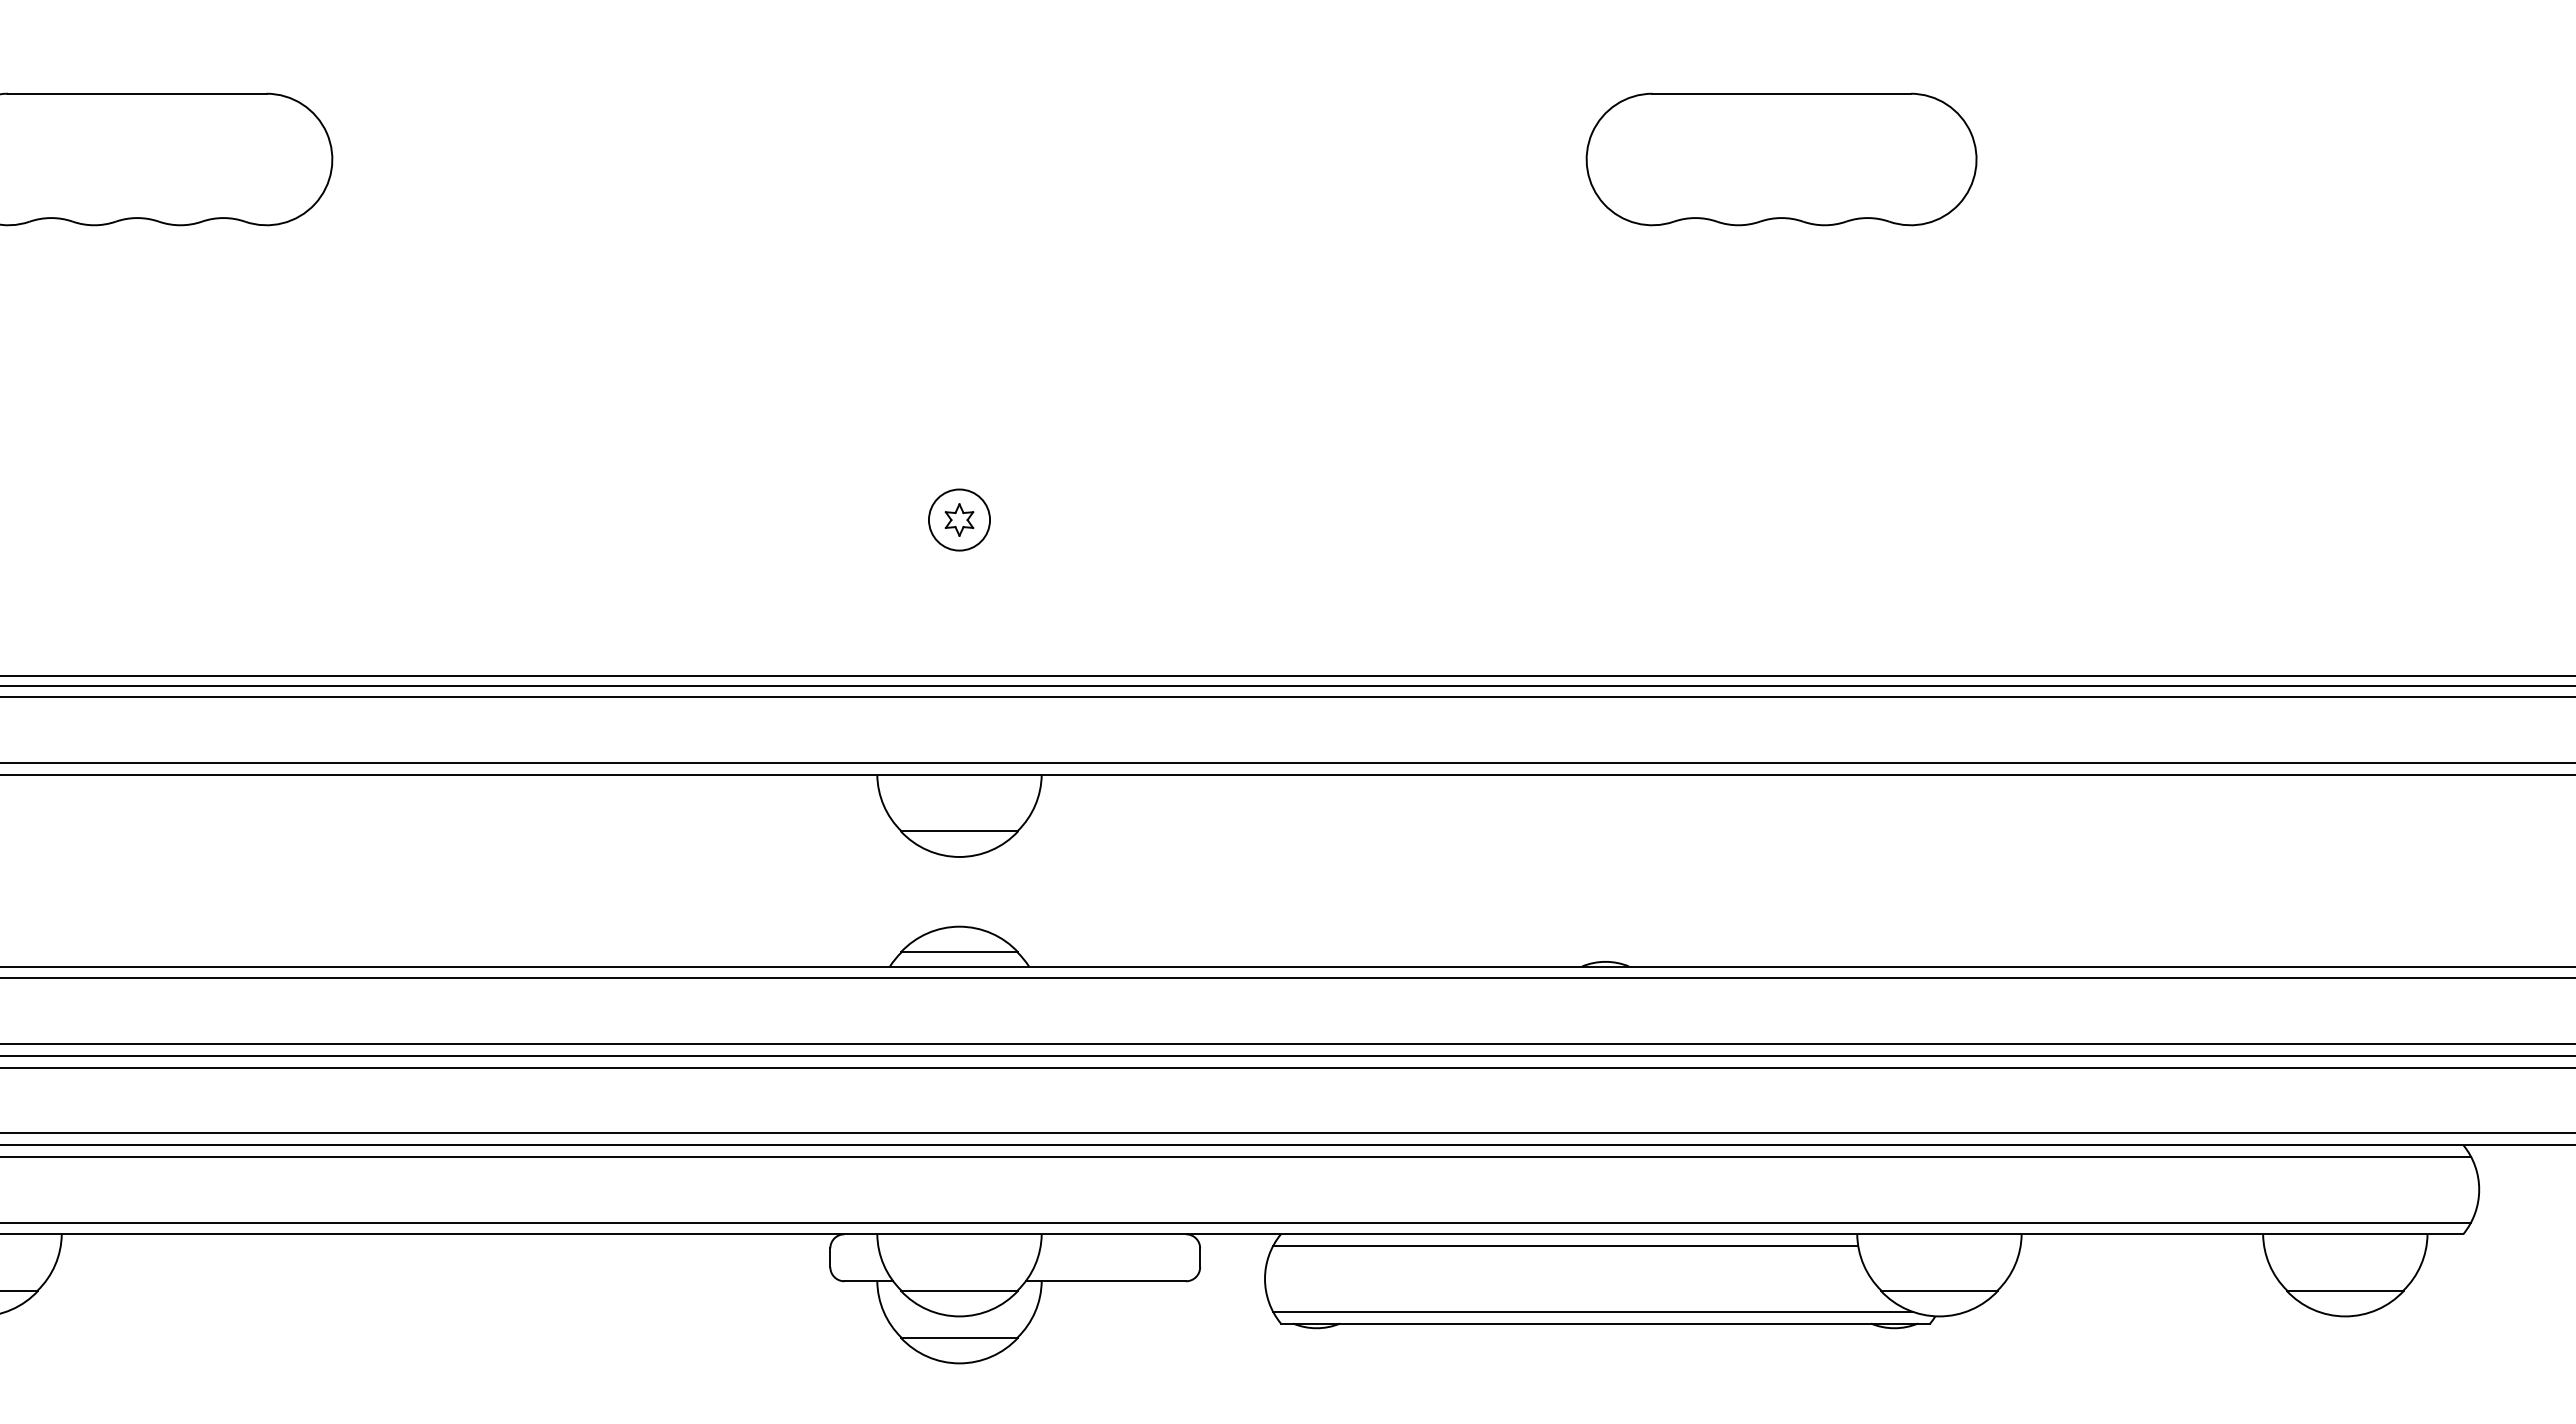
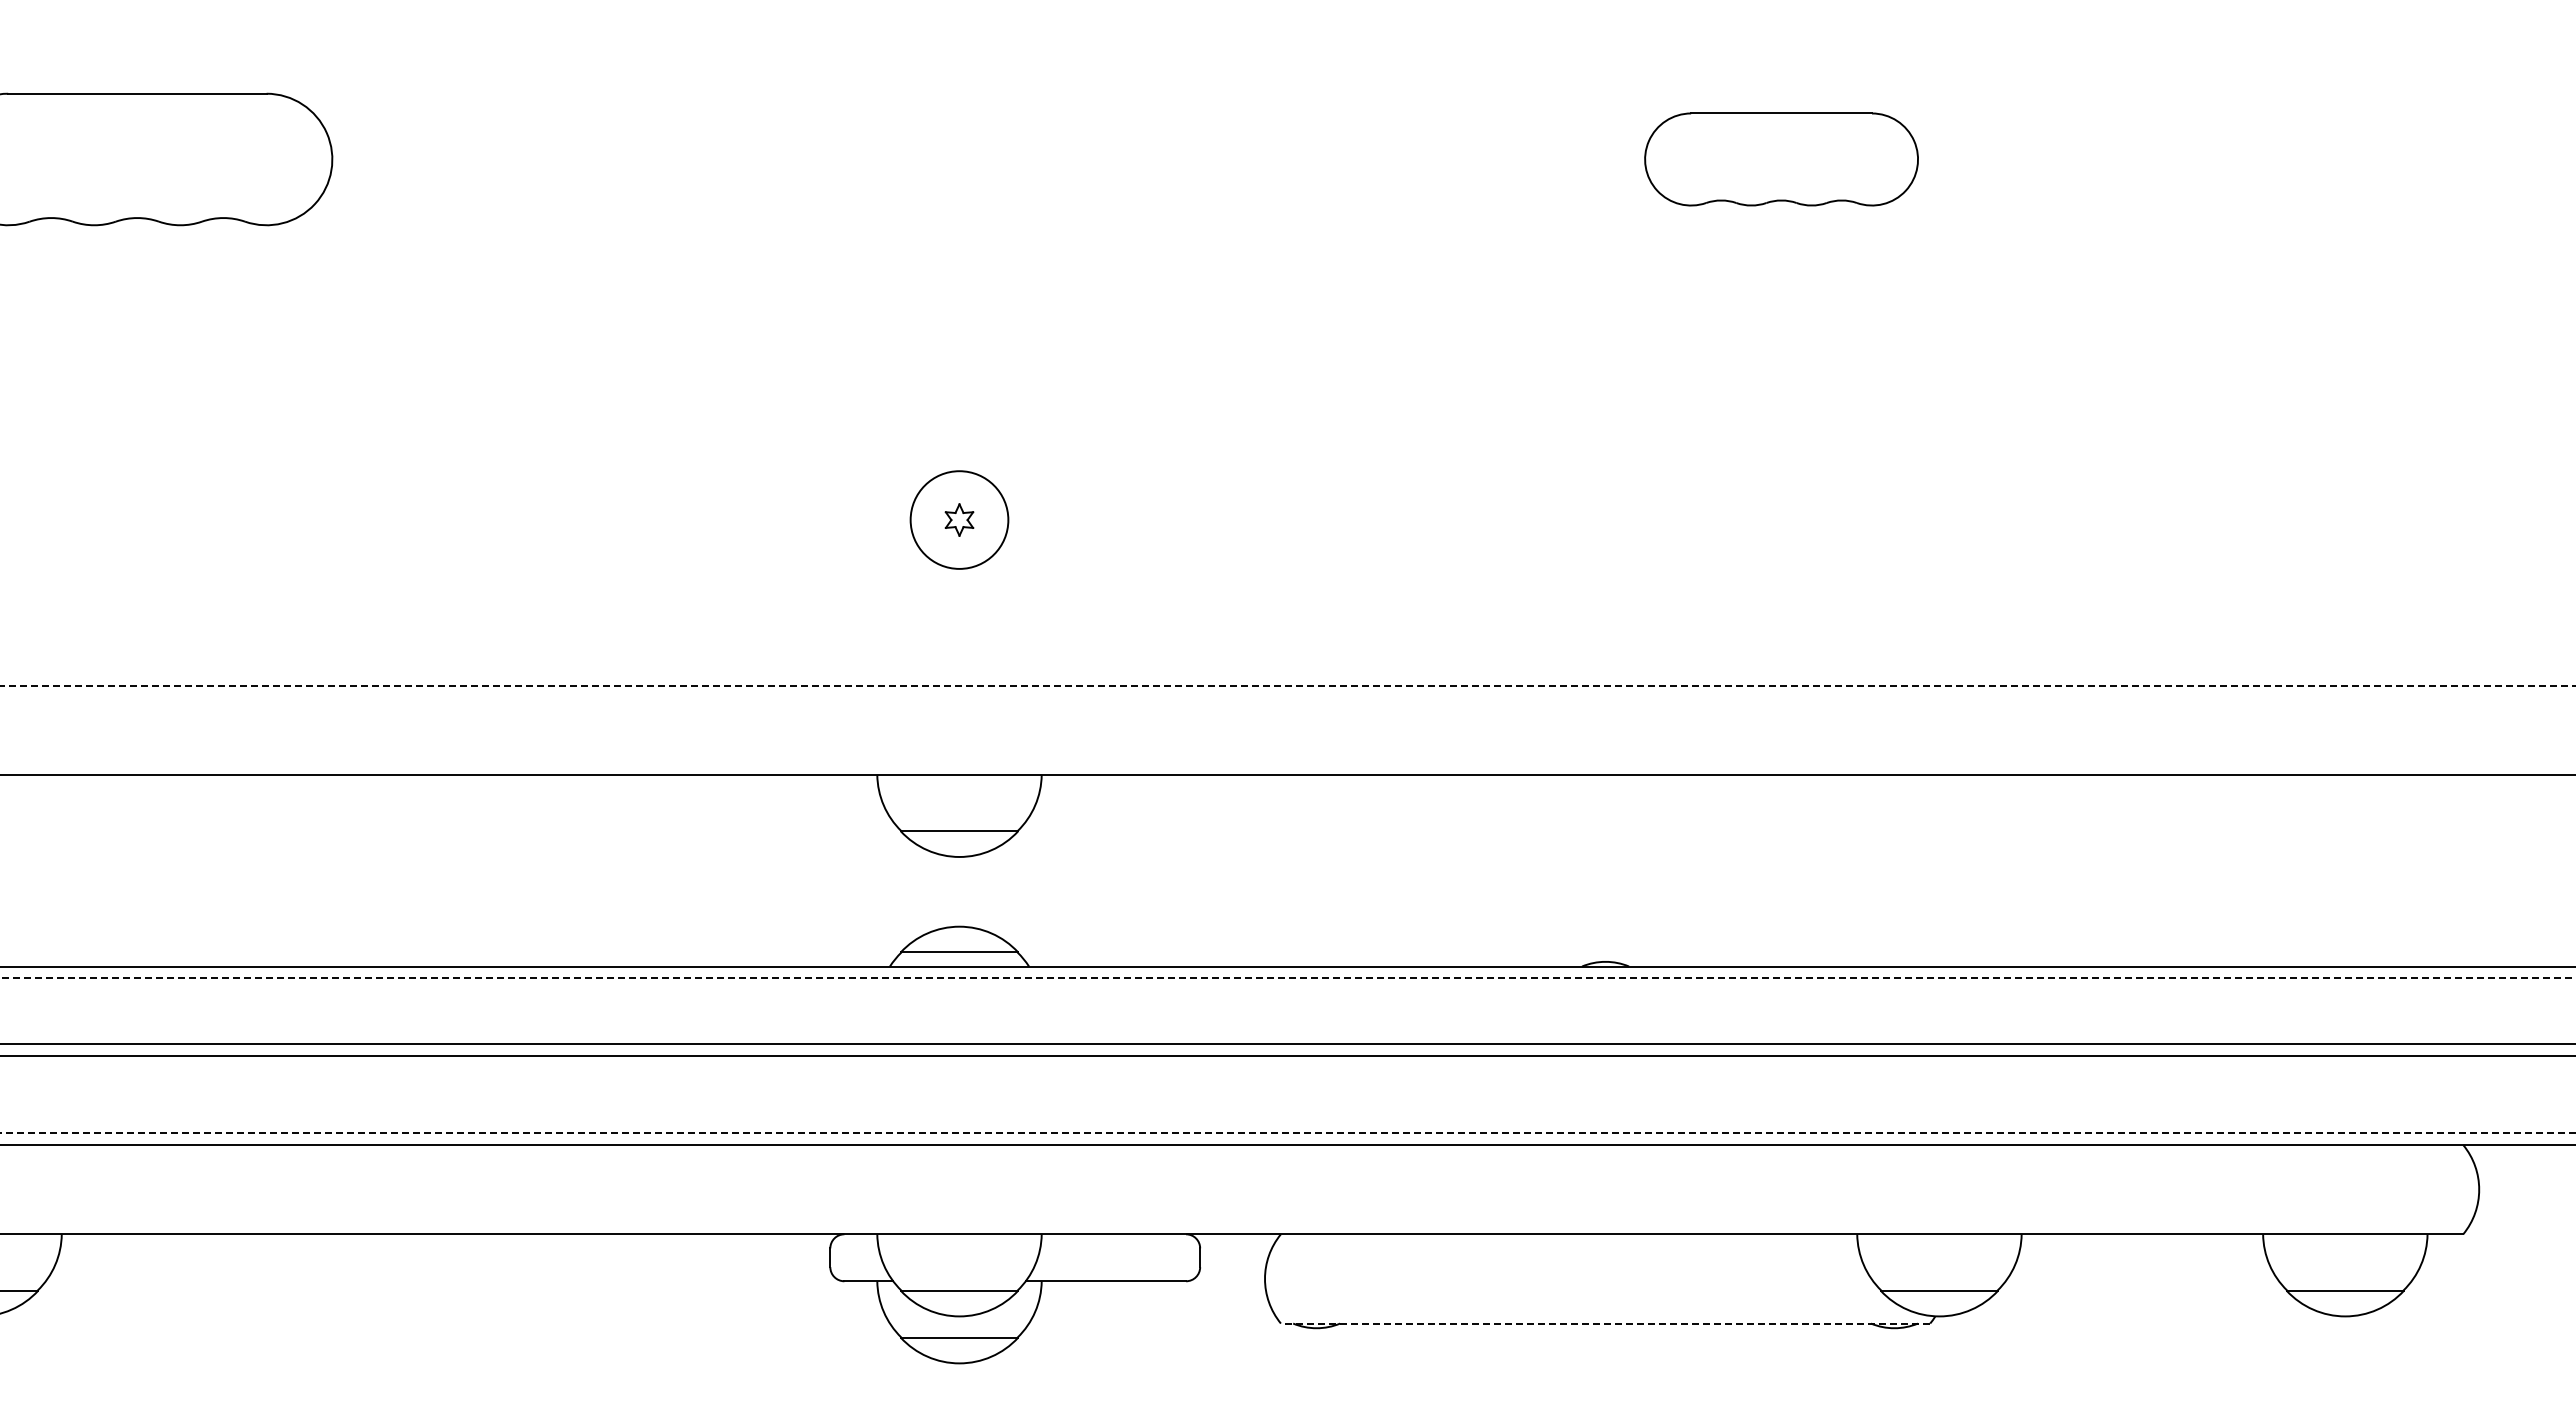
part size: 393x135 px -> 275x95 px (1781, 159)
circle diameter: 61 px -> 98 px (959, 519)
line: present -> none (1287, 676)
line: solid -> dashed (1288, 685)
line: present -> none (1287, 697)
line: present -> none (1287, 763)
line: solid -> dashed (1287, 978)
line: present -> none (1287, 1067)
line: solid -> dashed (1287, 1133)
line: present -> none (1236, 1156)
line: present -> none (1236, 1222)
line: present -> none (1565, 1246)
line: present -> none (1592, 1311)
line: solid -> dashed (1605, 1323)
